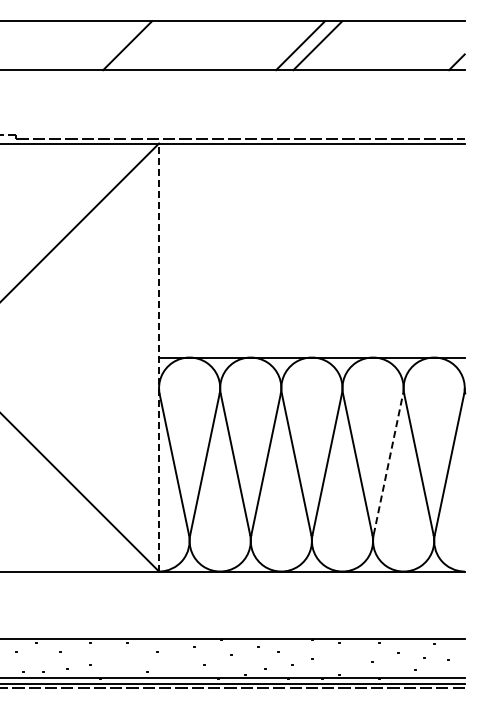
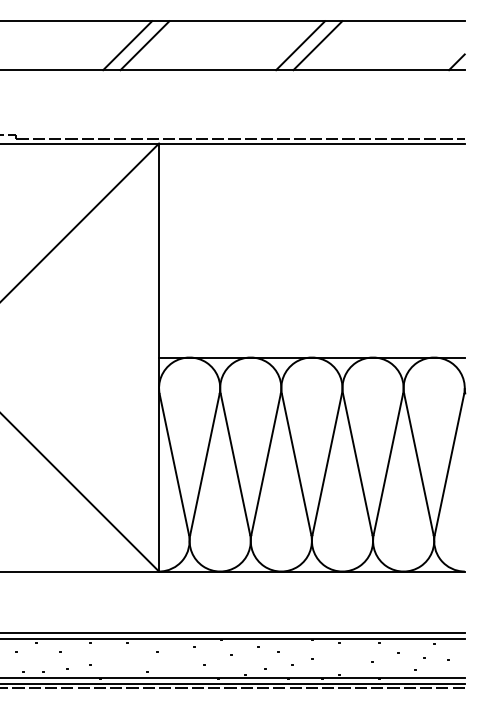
line: none -> present (144, 45)
line: dashed -> solid (159, 357)
line: dashed -> solid (388, 464)
line: none -> present (233, 632)
